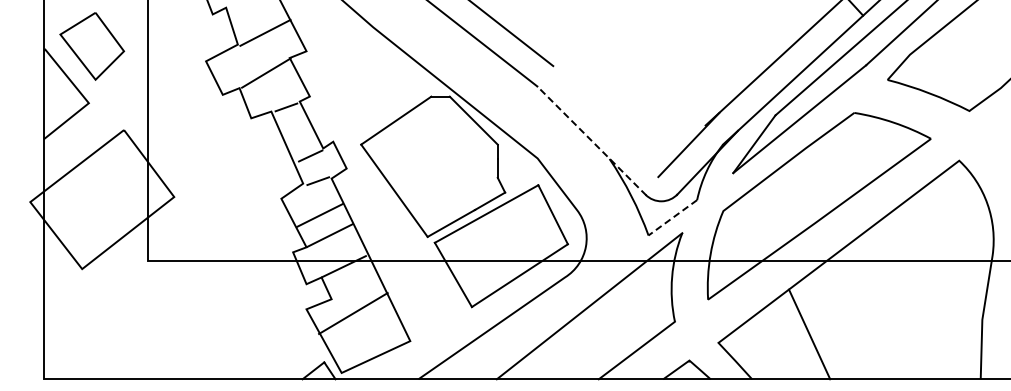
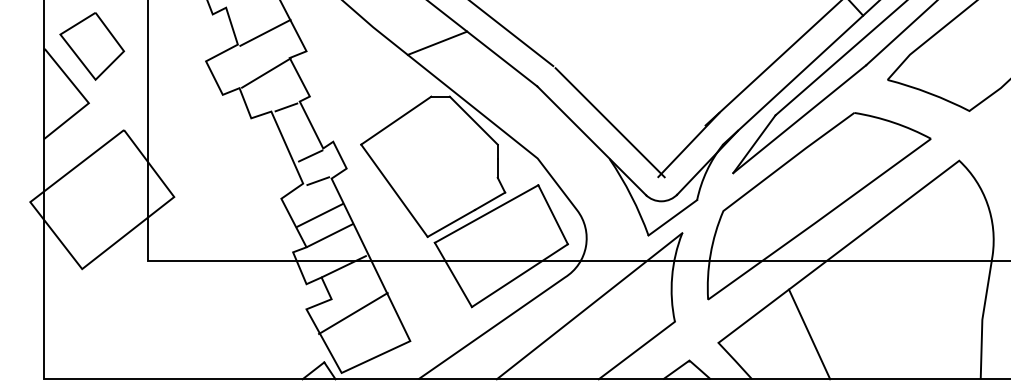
line: none -> present (437, 42)
line: none -> present (609, 122)
line: dashed -> solid (591, 140)
line: dashed -> solid (672, 218)
